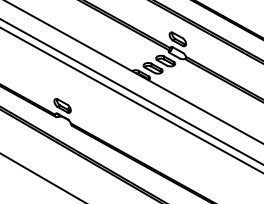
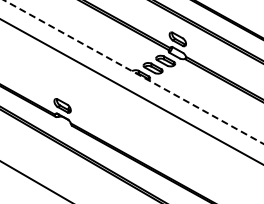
line: solid -> dashed (133, 72)
line: present -> none (131, 99)
line position: (41, 177) -> (35, 181) (35, 181)
